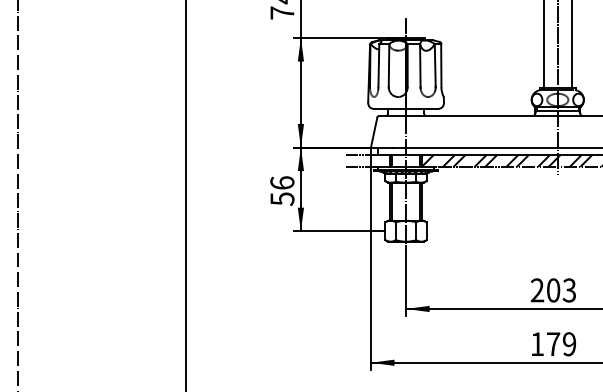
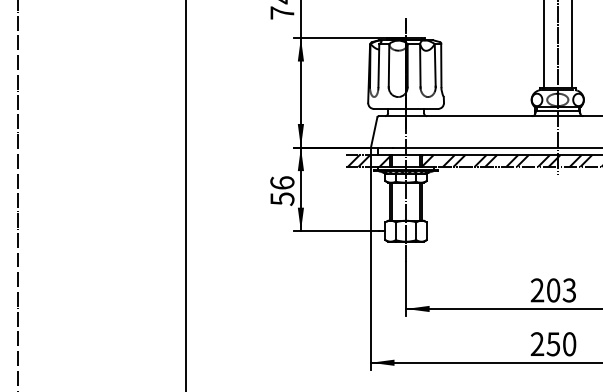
hatch: none -> present (368, 160)
text: 179 -> 250 (553, 344)
